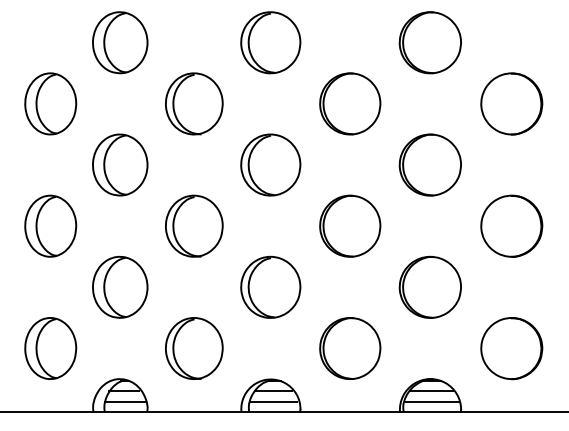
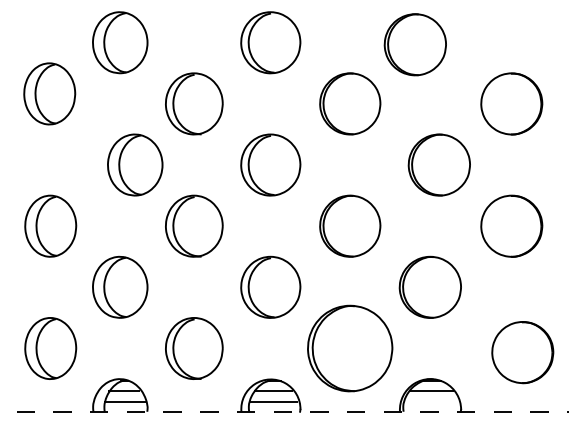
part position: (429, 42) -> (414, 44) (414, 44)
part position: (50, 103) -> (49, 93) (49, 93)
part position: (120, 164) -> (135, 164) (135, 164)
part position: (429, 164) -> (438, 164) (438, 164)
part size: 63x63 px -> 87x89 px (350, 348)
part position: (511, 348) -> (522, 352) (522, 352)
line: present -> none (431, 401)
line: solid -> dashed (284, 411)
